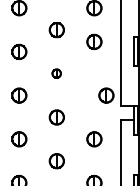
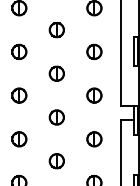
part position: (94, 41) -> (94, 51) (94, 51)
part size: 11x11 px -> 17x17 px (56, 73)
part position: (106, 95) -> (94, 95) (94, 95)
